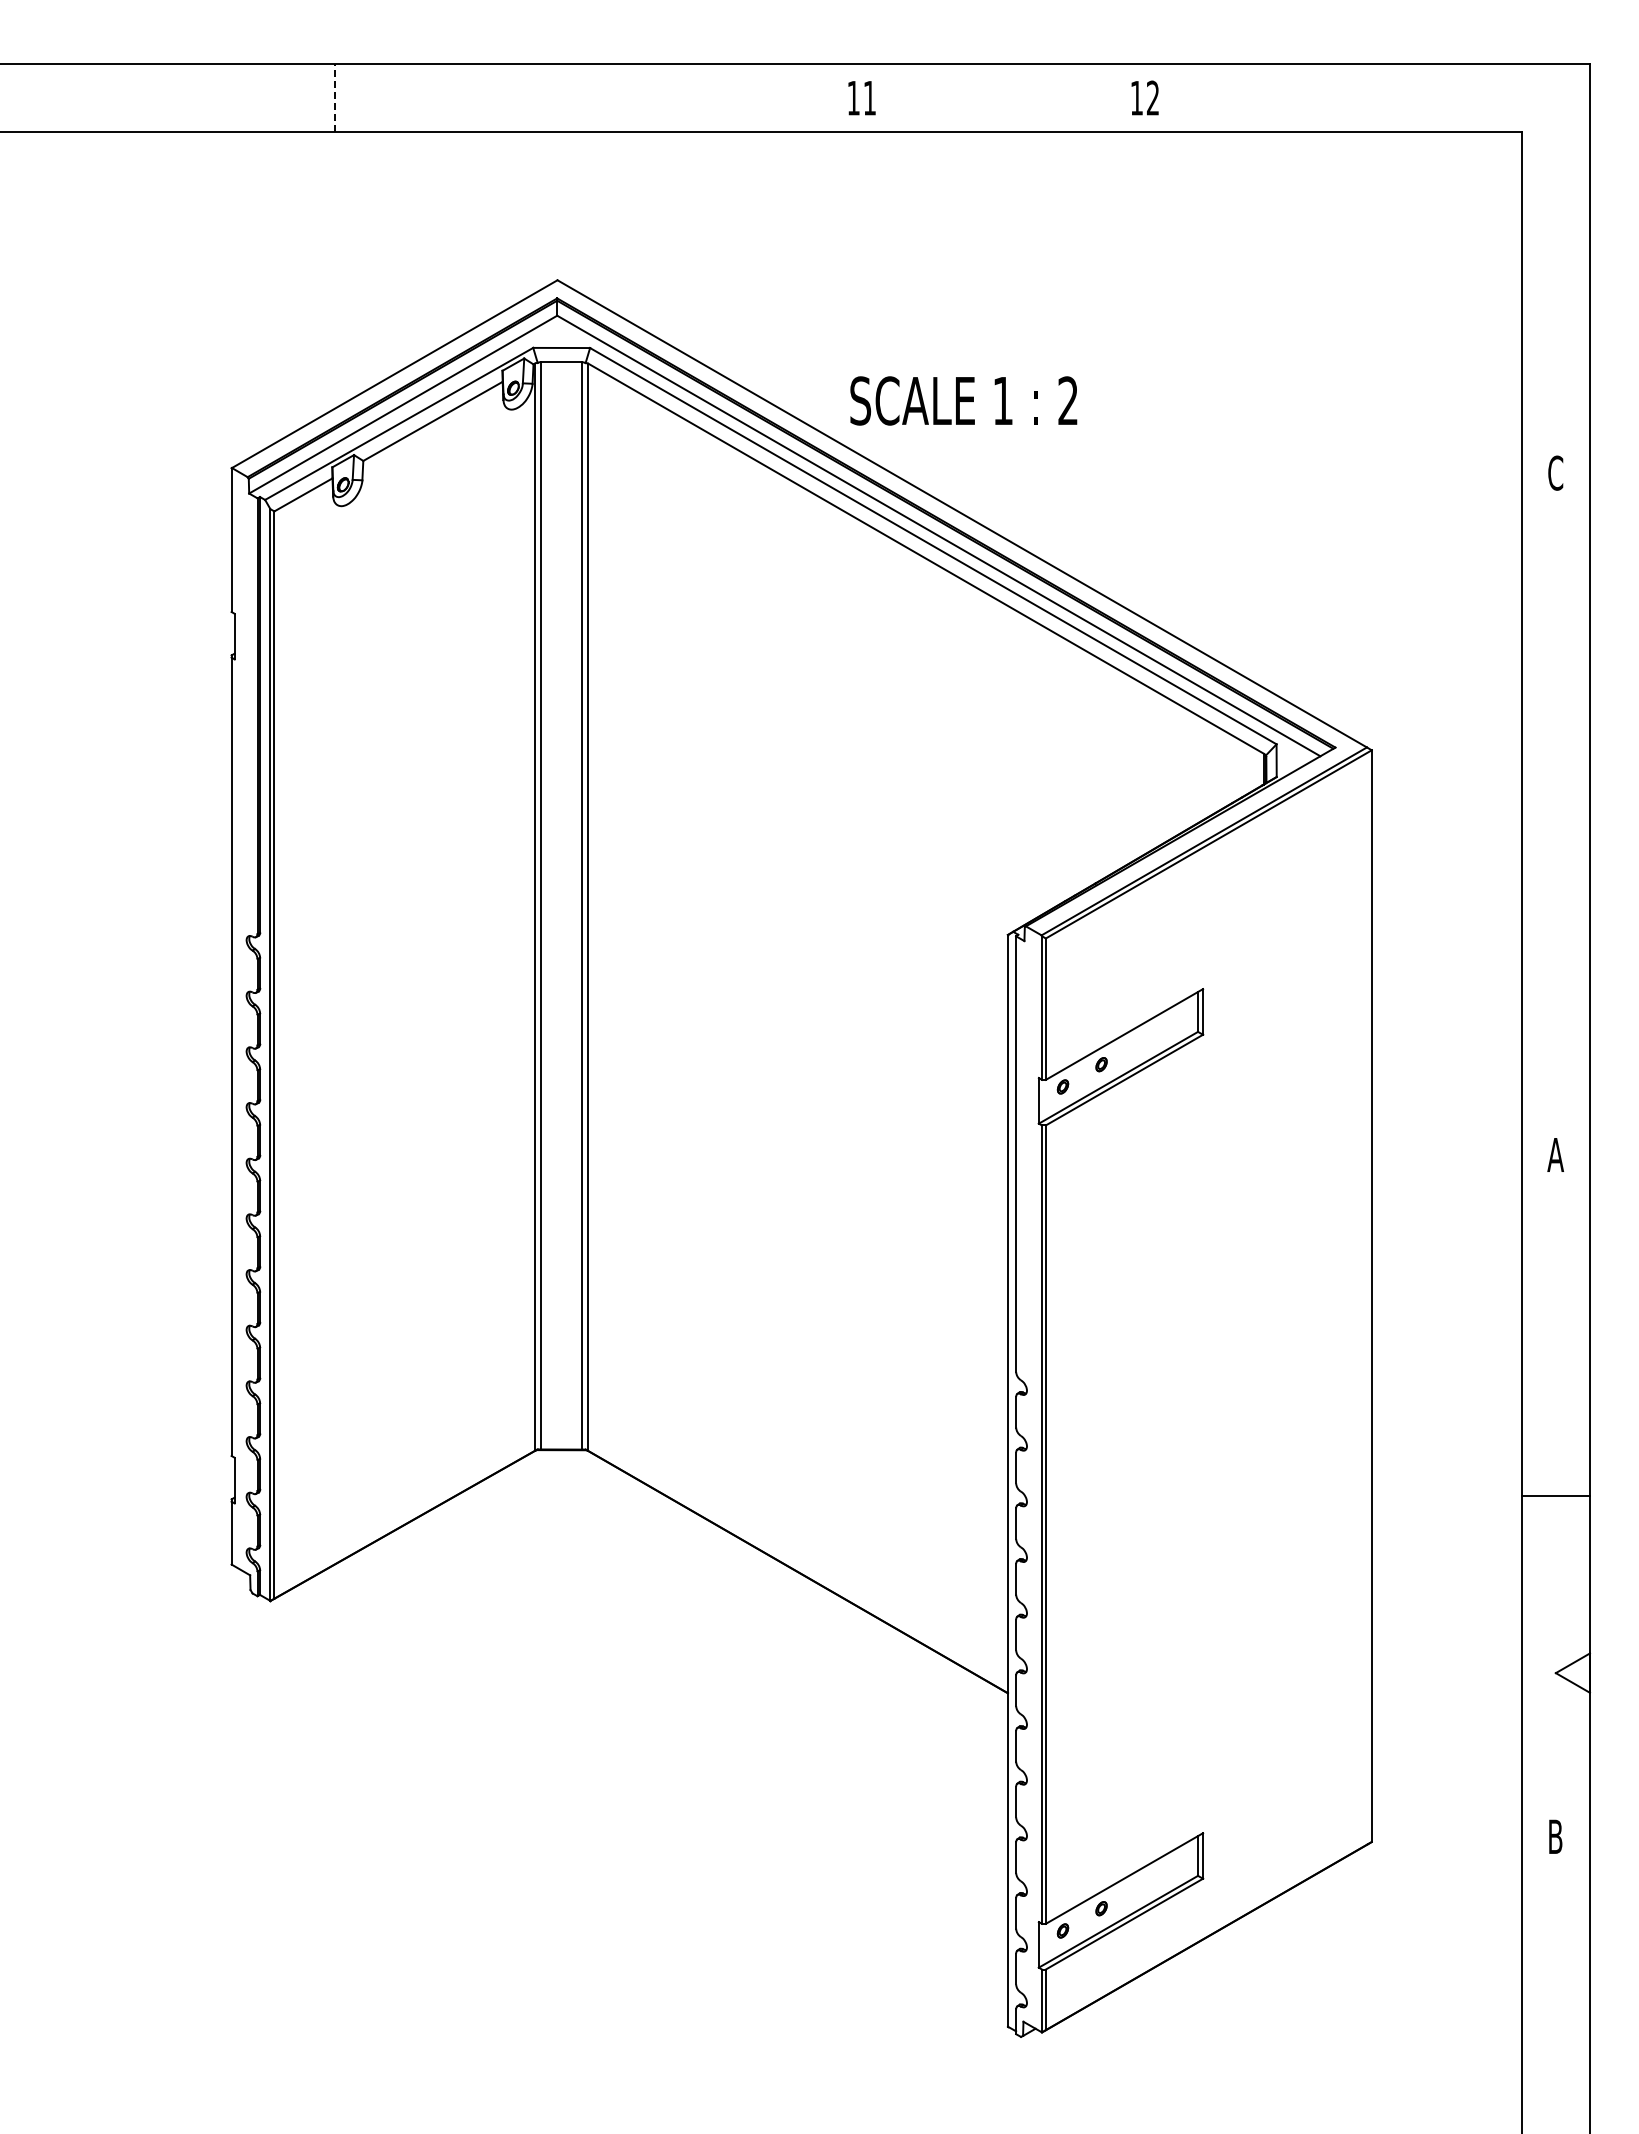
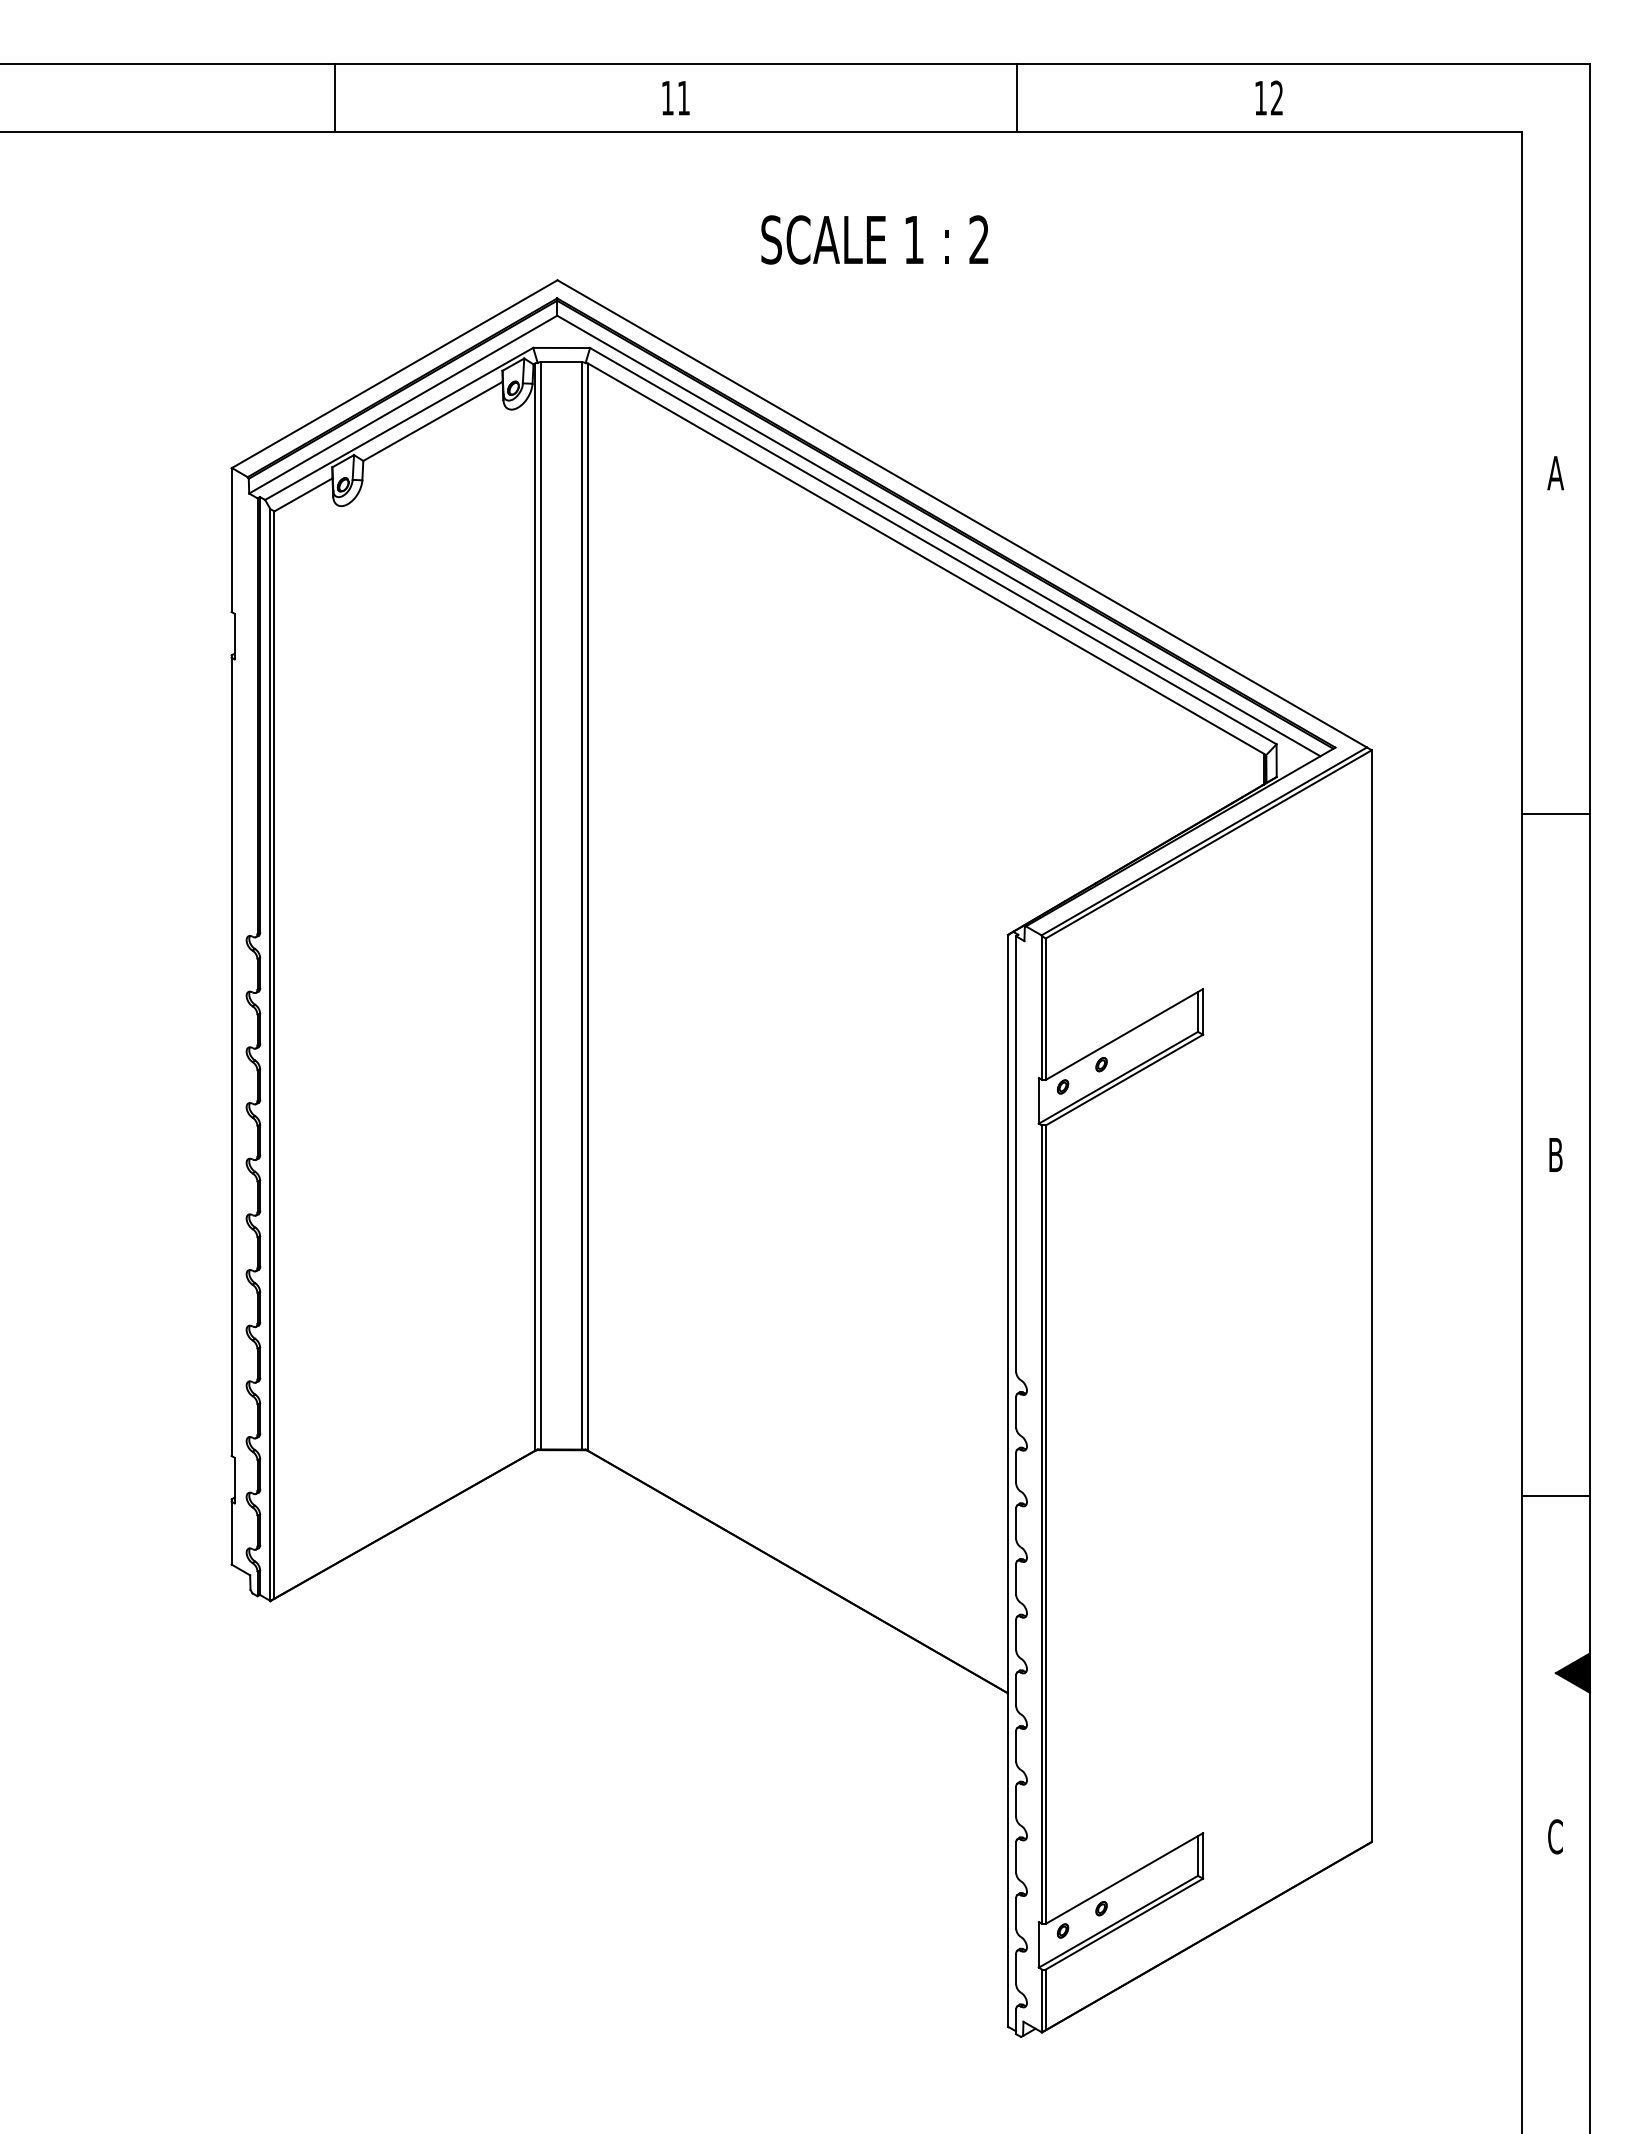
line: dashed -> solid (335, 97)
text position: (1144, 97) -> (1268, 97) (1268, 97)
text position: (861, 98) -> (675, 98) (675, 98)
line: none -> present (1017, 98)
text position: (963, 400) -> (874, 239) (874, 239)
text: C -> A (1555, 472)
line: none -> present (1555, 814)
text: A -> B (1555, 1154)
fill: none -> present (1572, 1672)
text: B -> C (1555, 1836)
